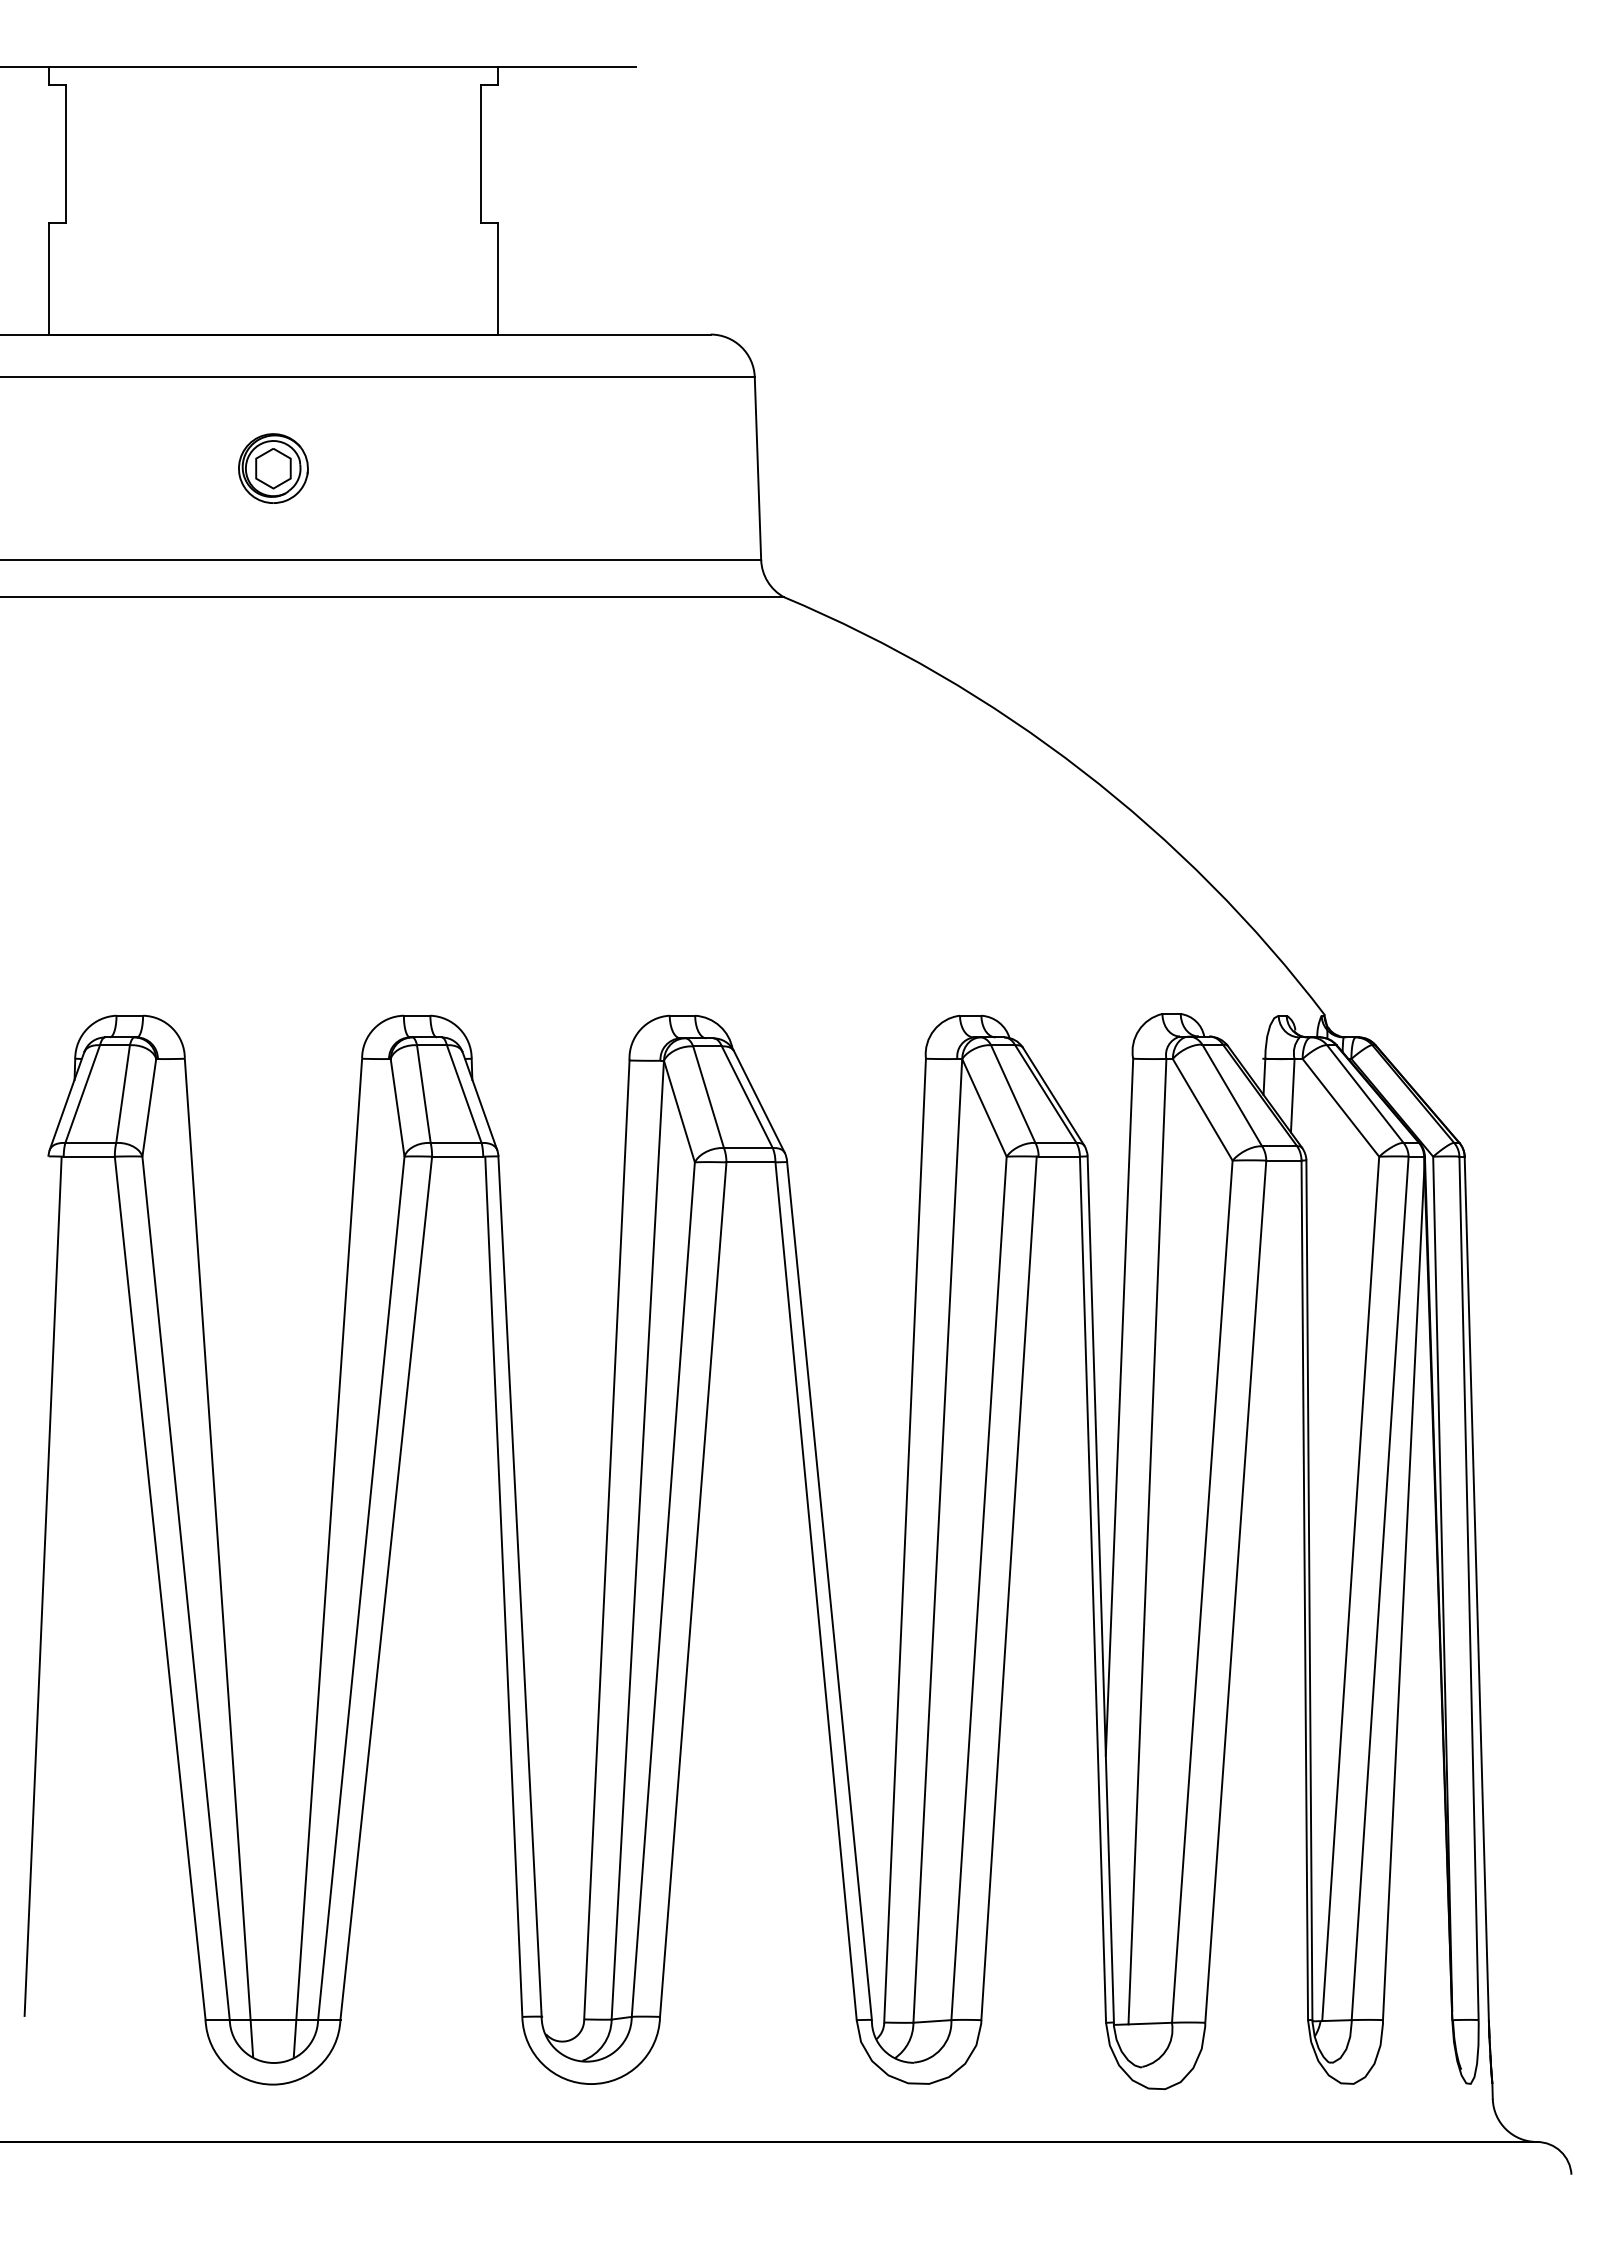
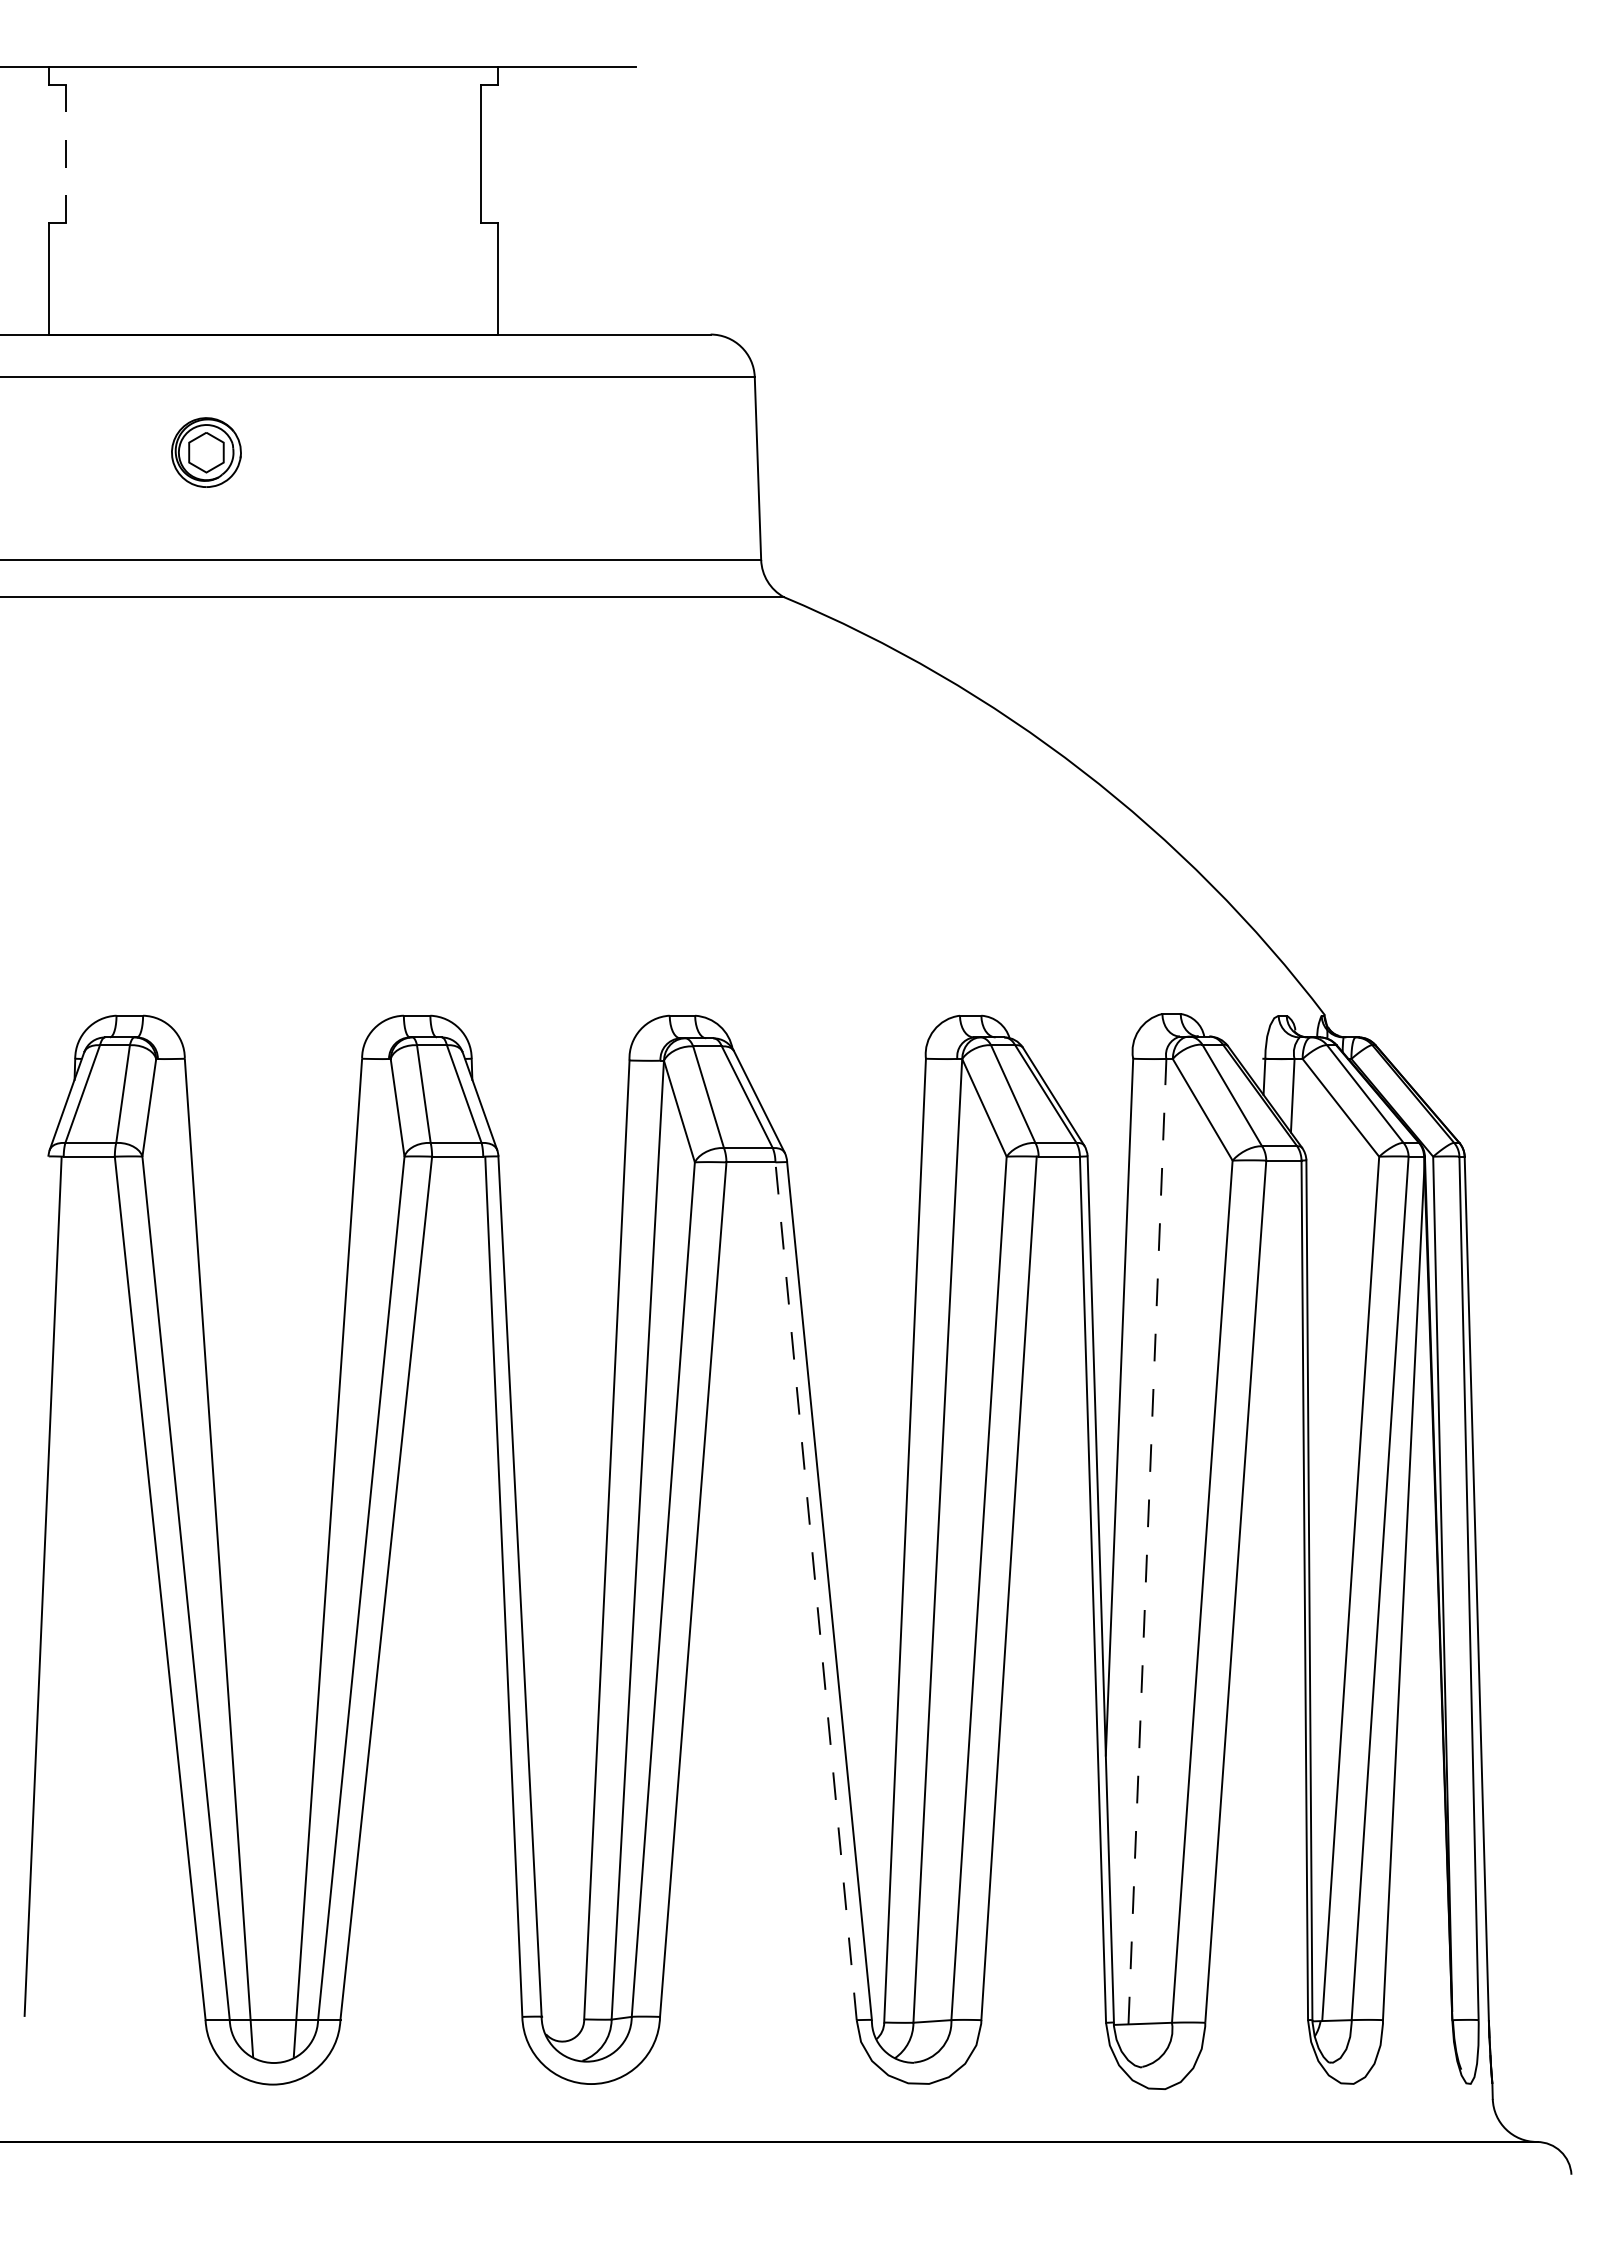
line: solid -> dashed (66, 154)
part position: (273, 468) -> (206, 452) (206, 452)
line: solid -> dashed (1147, 1541)
line: solid -> dashed (816, 1591)
